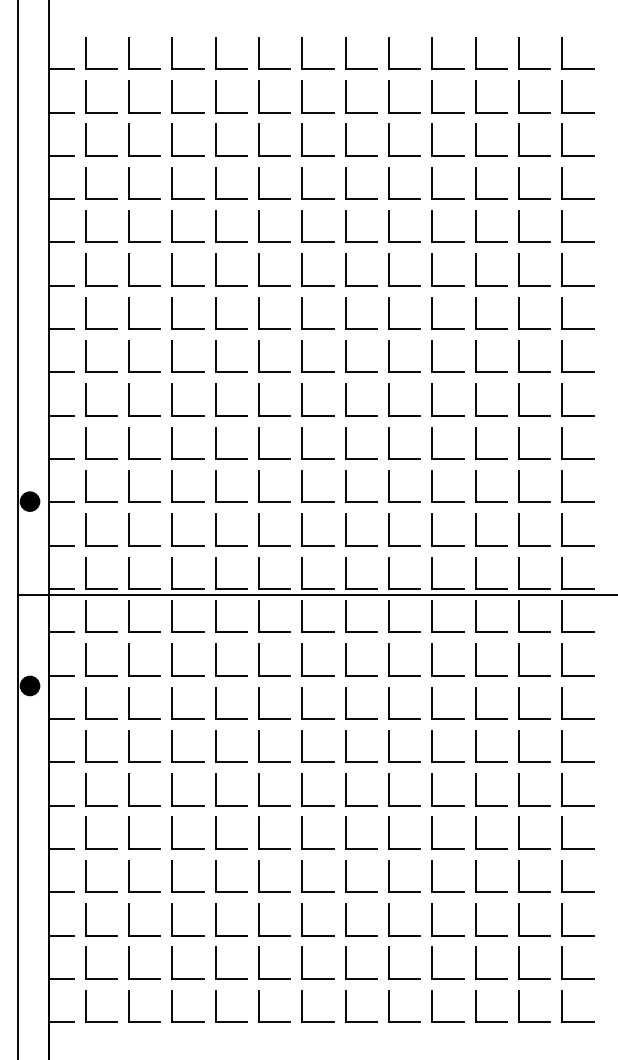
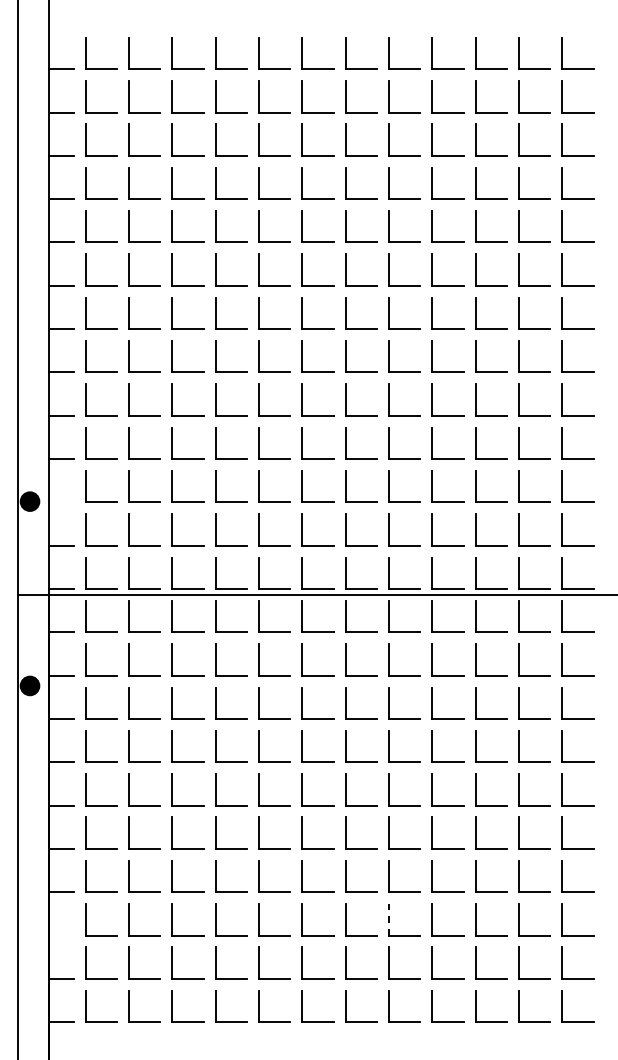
line: present -> none (61, 502)
line: solid -> dashed (388, 919)
line: present -> none (61, 935)
